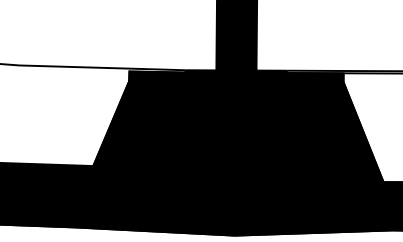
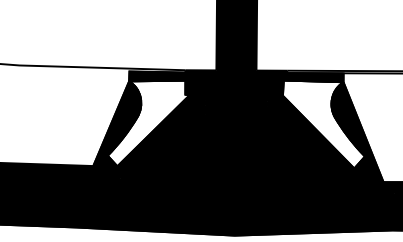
fill: present -> none (148, 123)
fill: present -> none (323, 124)
